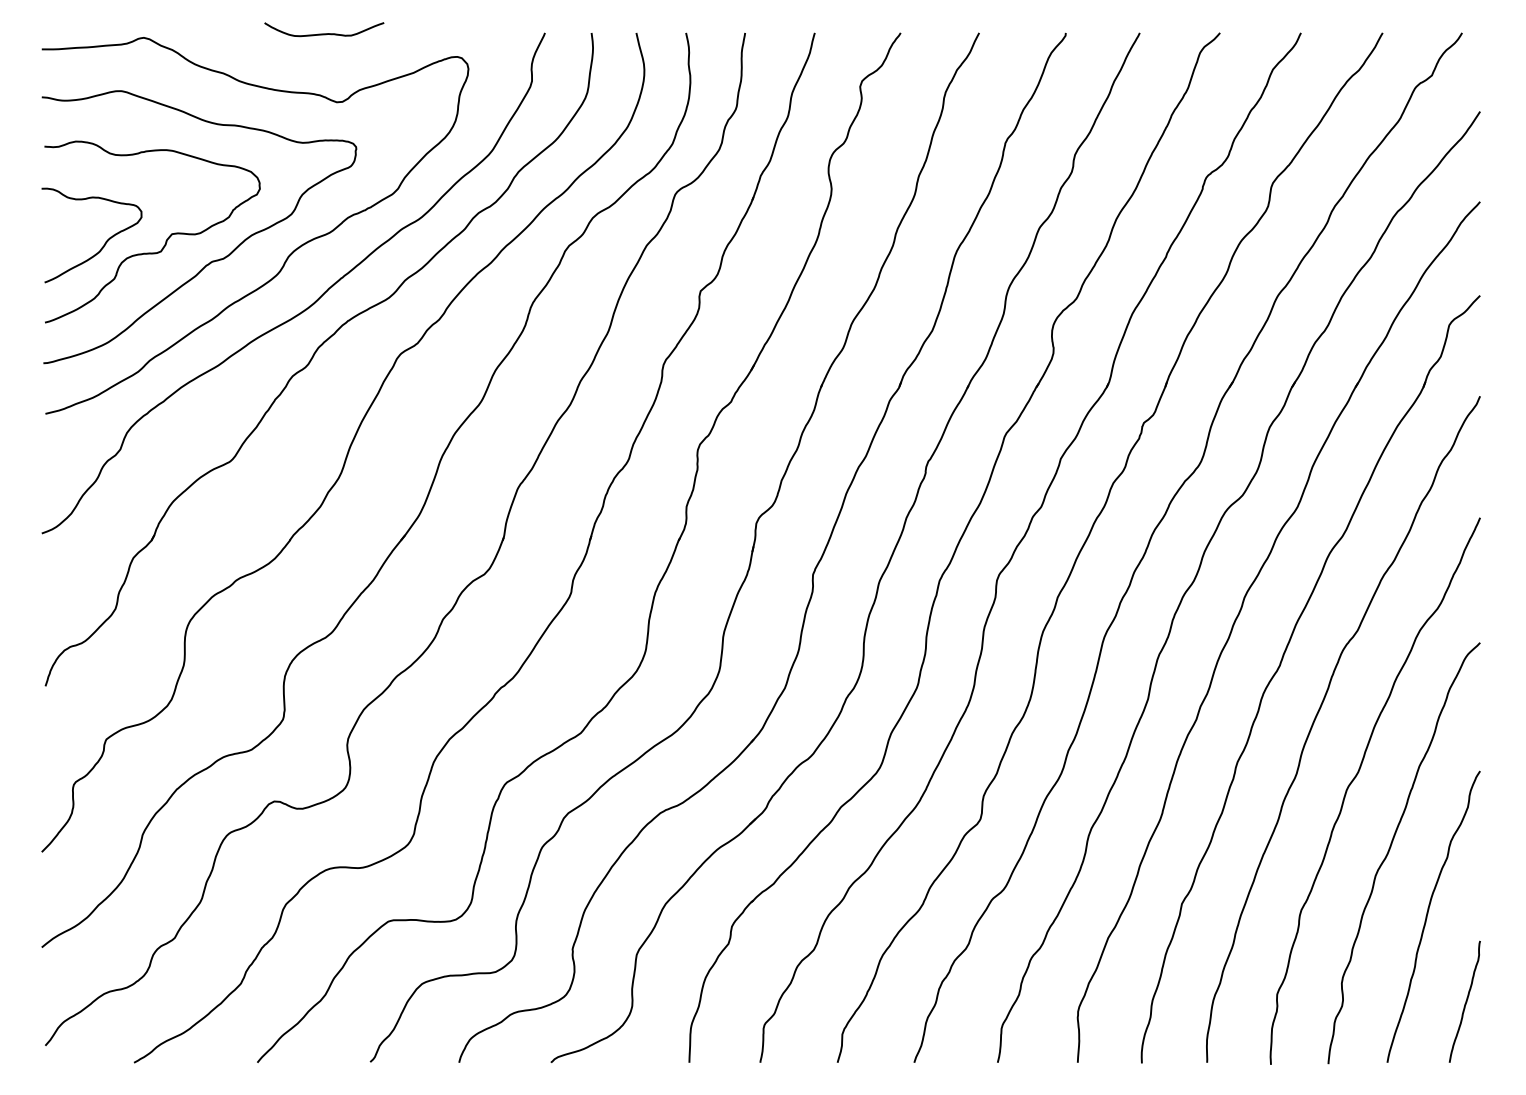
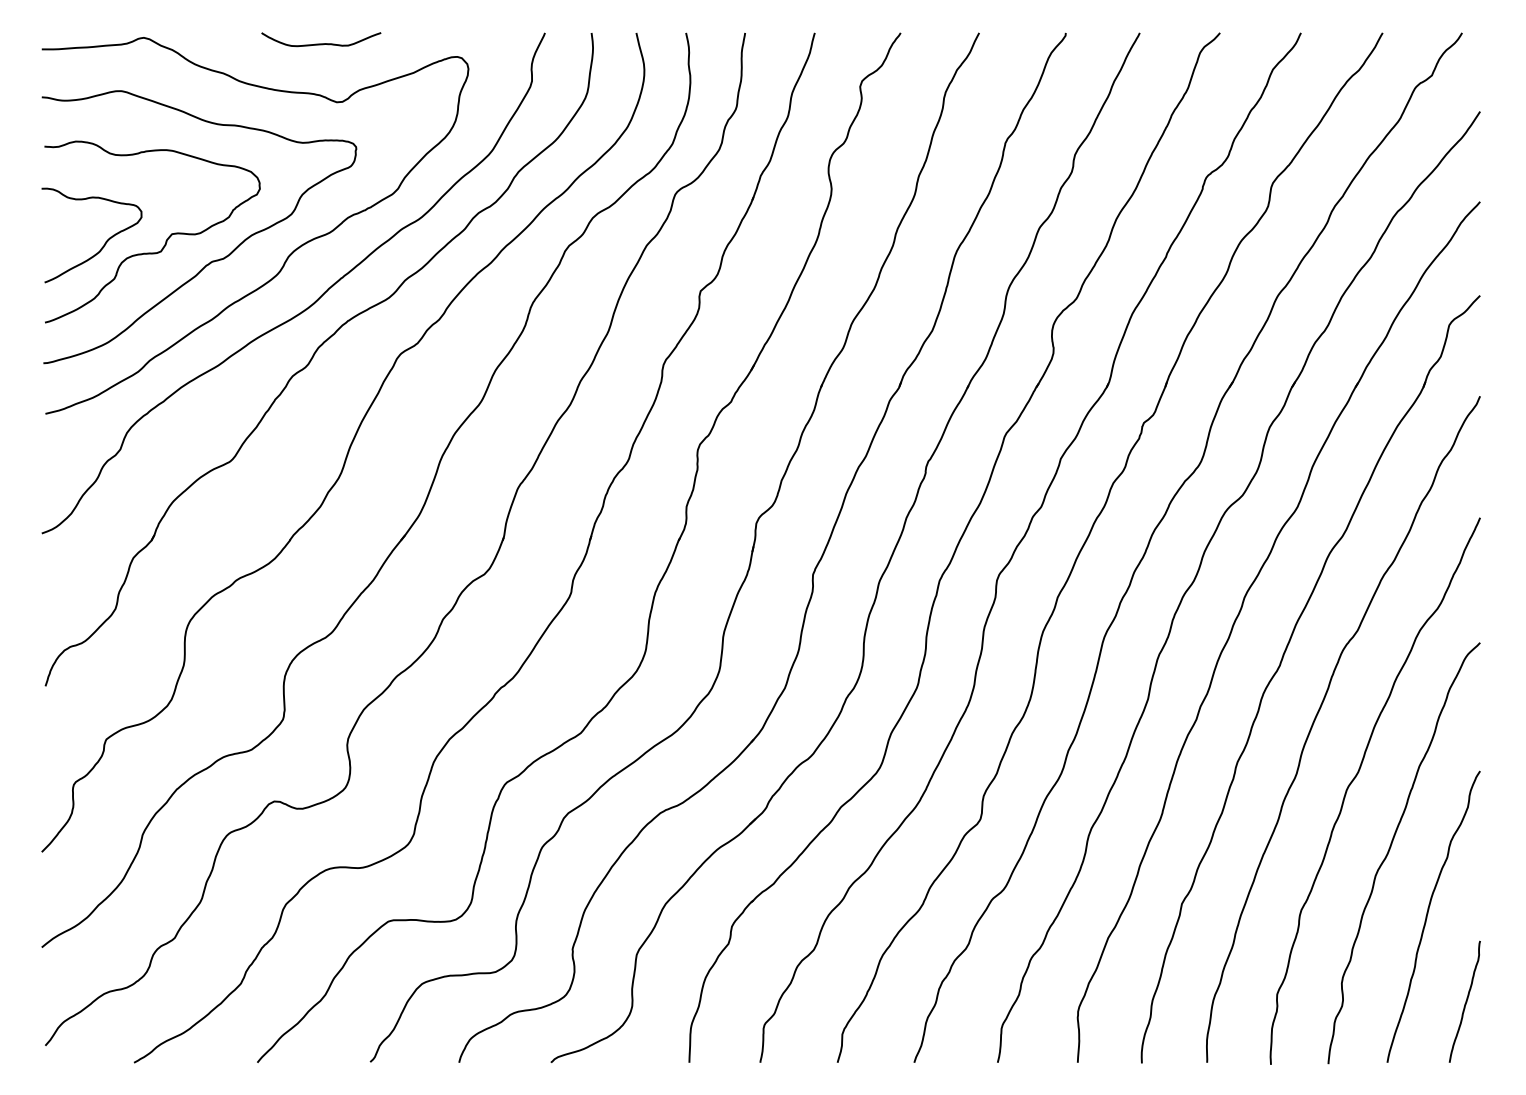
curve position: (324, 33) -> (321, 43) (321, 43)
